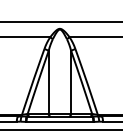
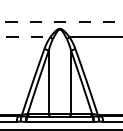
line: solid -> dashed (61, 22)
line: solid -> dashed (25, 37)
